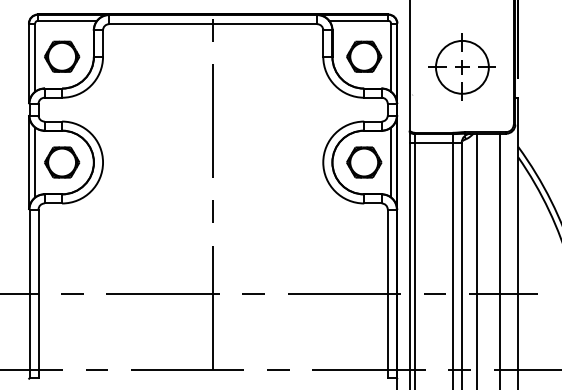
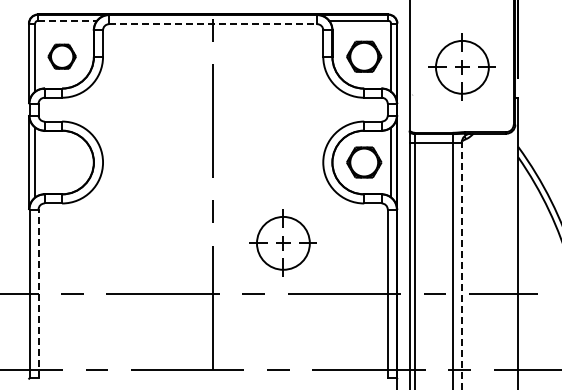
line: solid -> dashed (67, 20)
line: solid -> dashed (213, 24)
part size: 37x33 px -> 30x27 px (61, 56)
part: present -> none (62, 162)
part: none -> present (282, 242)
line: present -> none (477, 259)
line: present -> none (500, 259)
line: solid -> dashed (461, 265)
line: solid -> dashed (38, 293)
